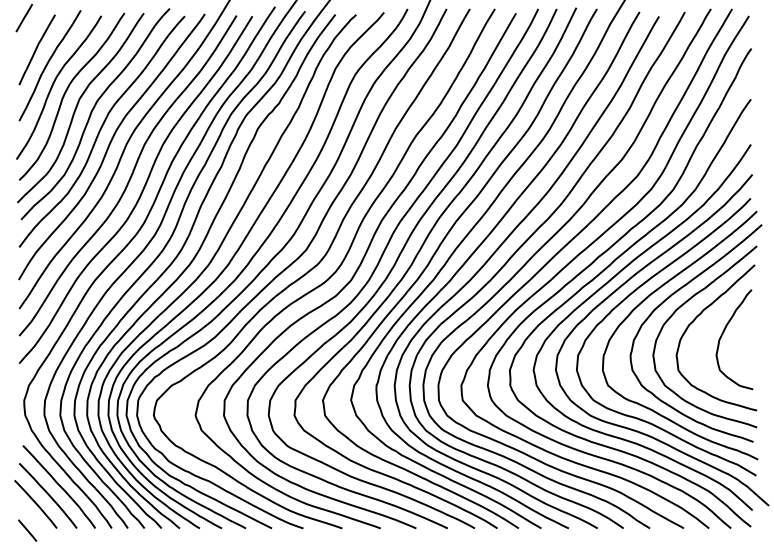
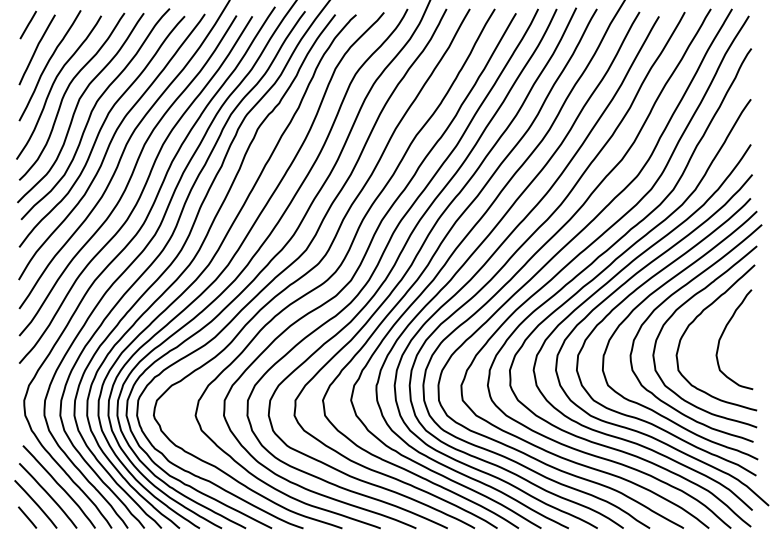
line position: (23, 17) -> (27, 24) (27, 24)
line position: (27, 530) -> (27, 517) (27, 517)
